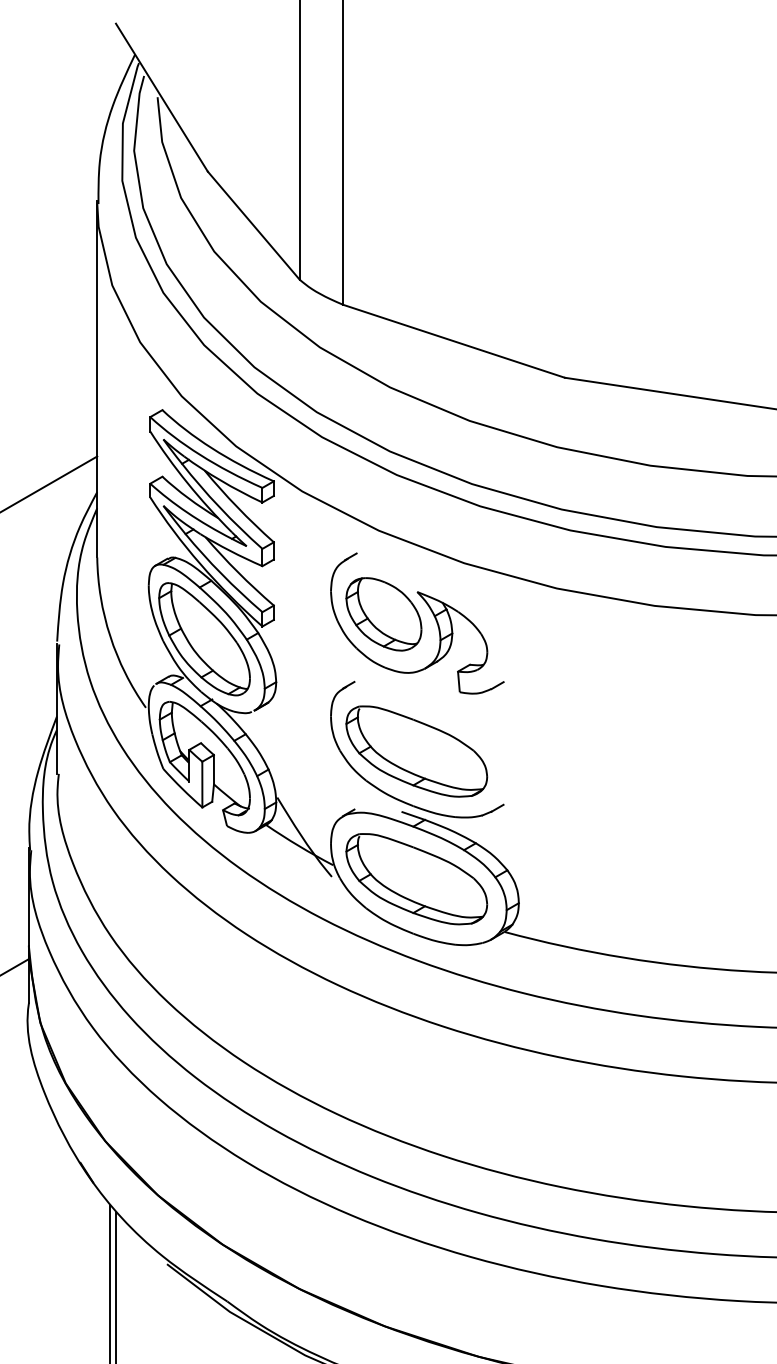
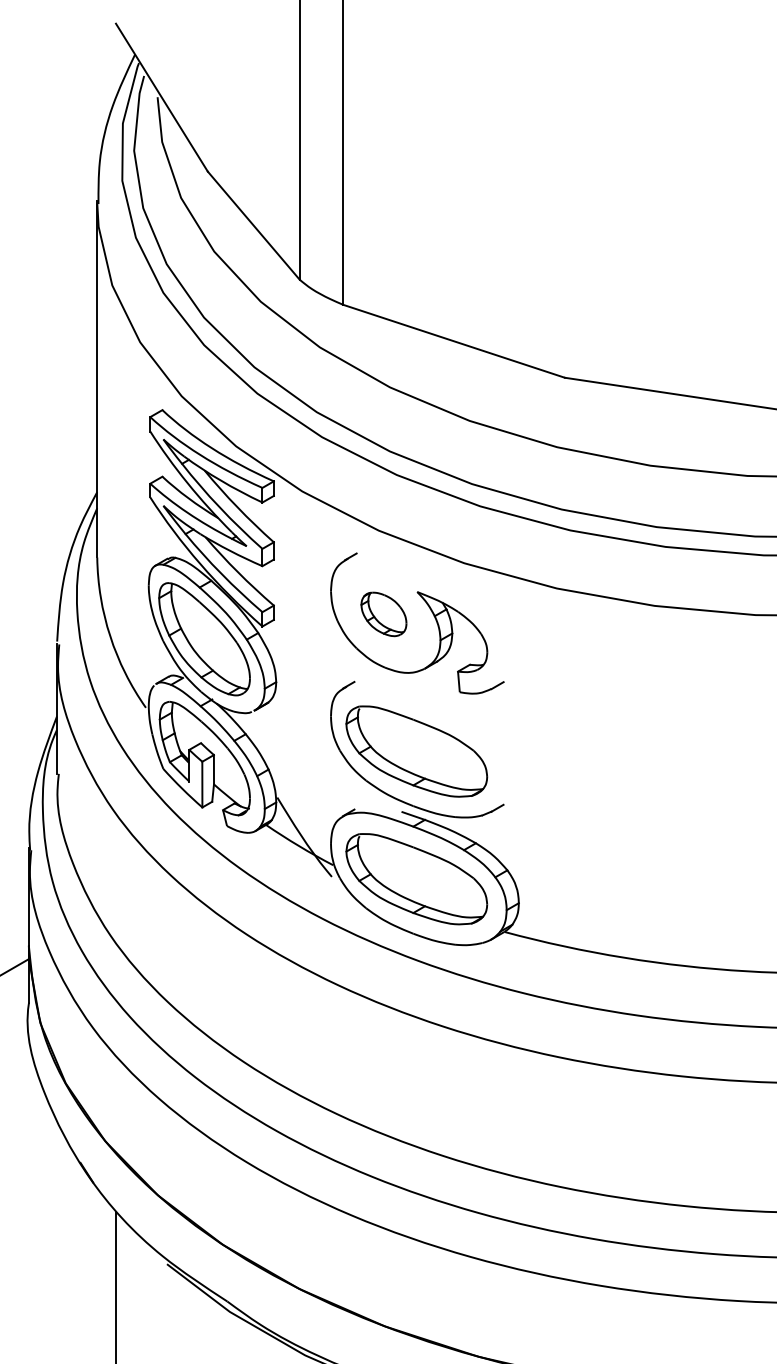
line: present -> none (49, 483)
part size: 78x75 px -> 48x47 px (383, 614)
line: present -> none (109, 1282)
